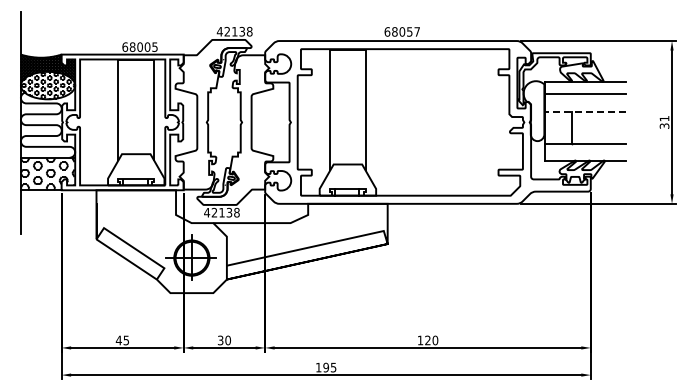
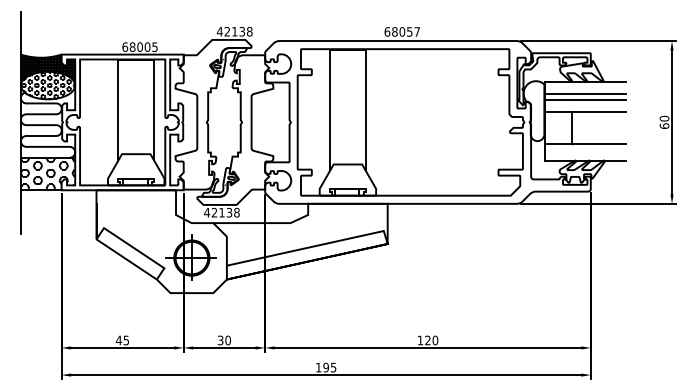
line: none -> present (585, 100)
line: dashed -> solid (585, 111)
text: 31 -> 60 (664, 121)
